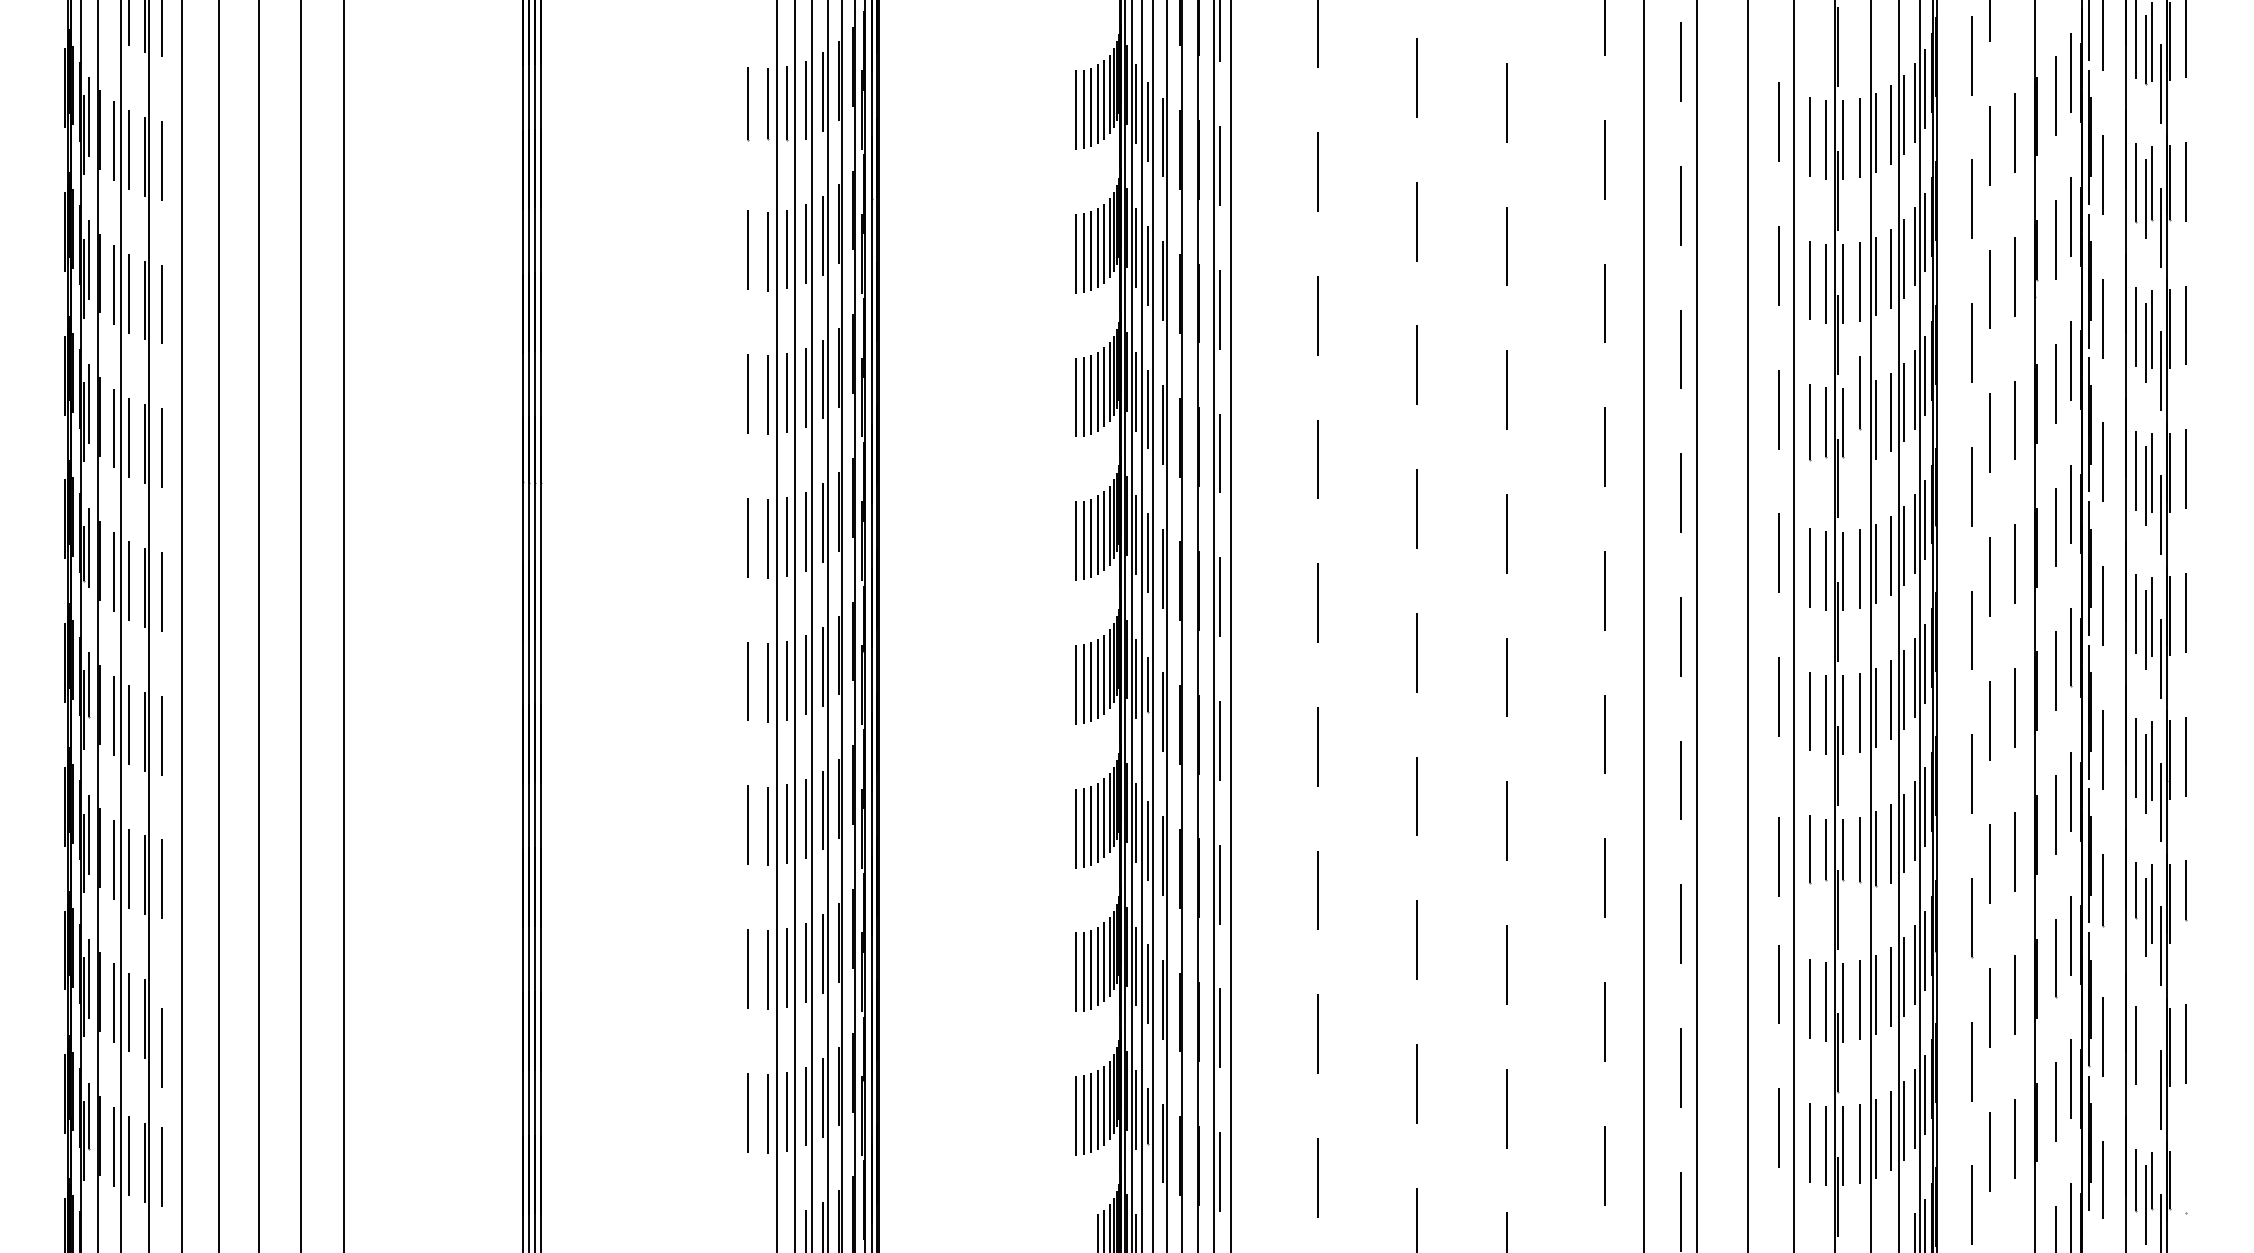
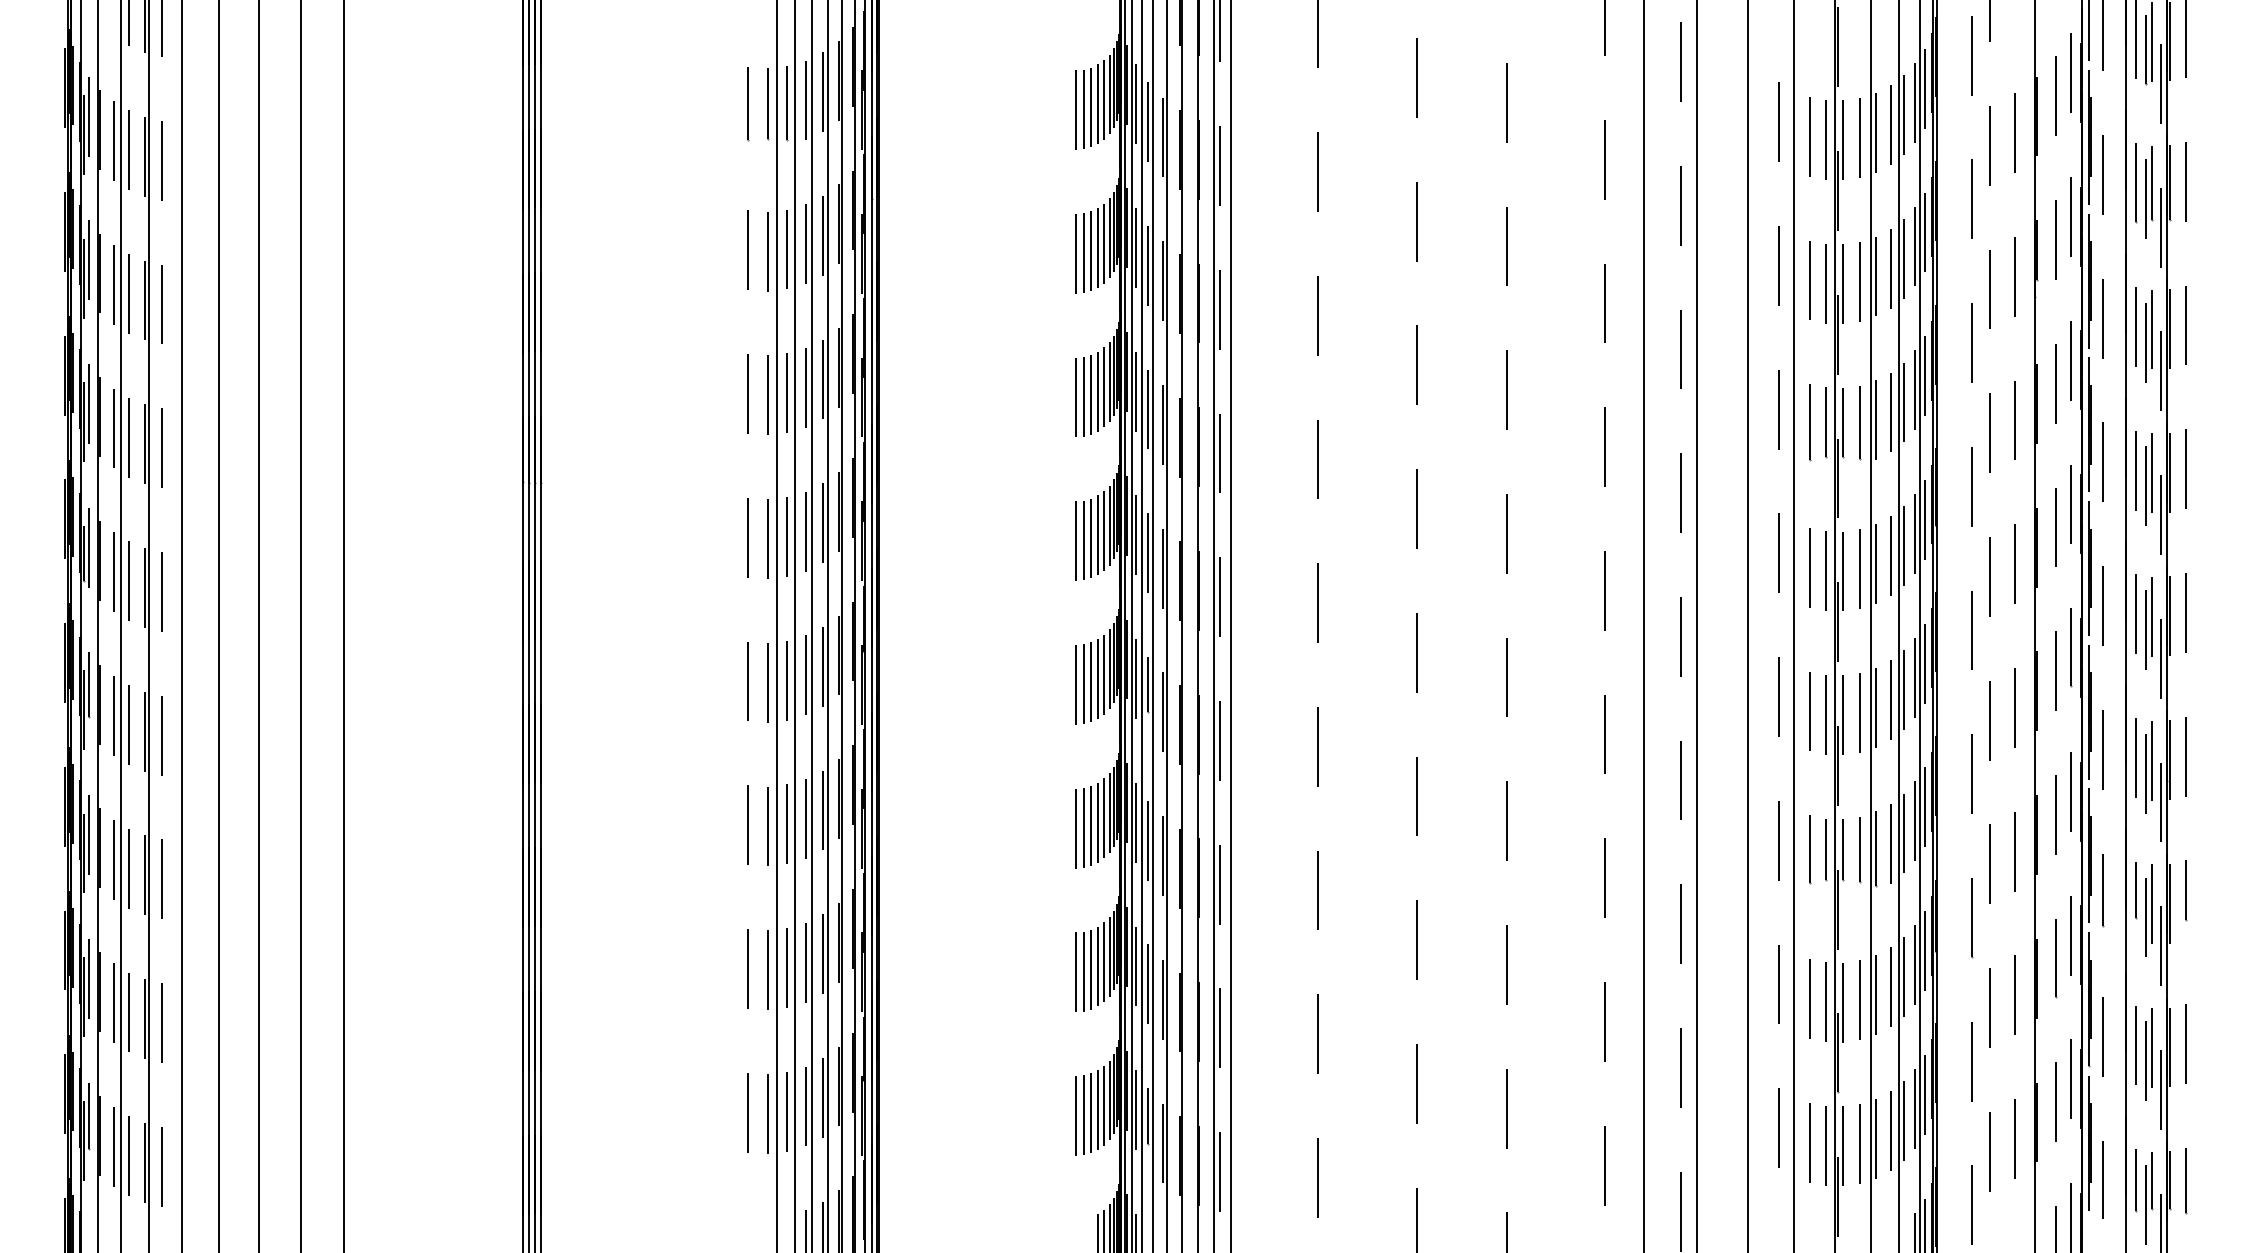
line position: (1860, 393) -> (1860, 423) (1860, 423)
line position: (1778, 856) -> (1778, 840) (1778, 840)
line position: (161, 1047) -> (161, 1022) (161, 1022)
part: none -> present (2148, 1054)
line: none -> present (2186, 1179)
